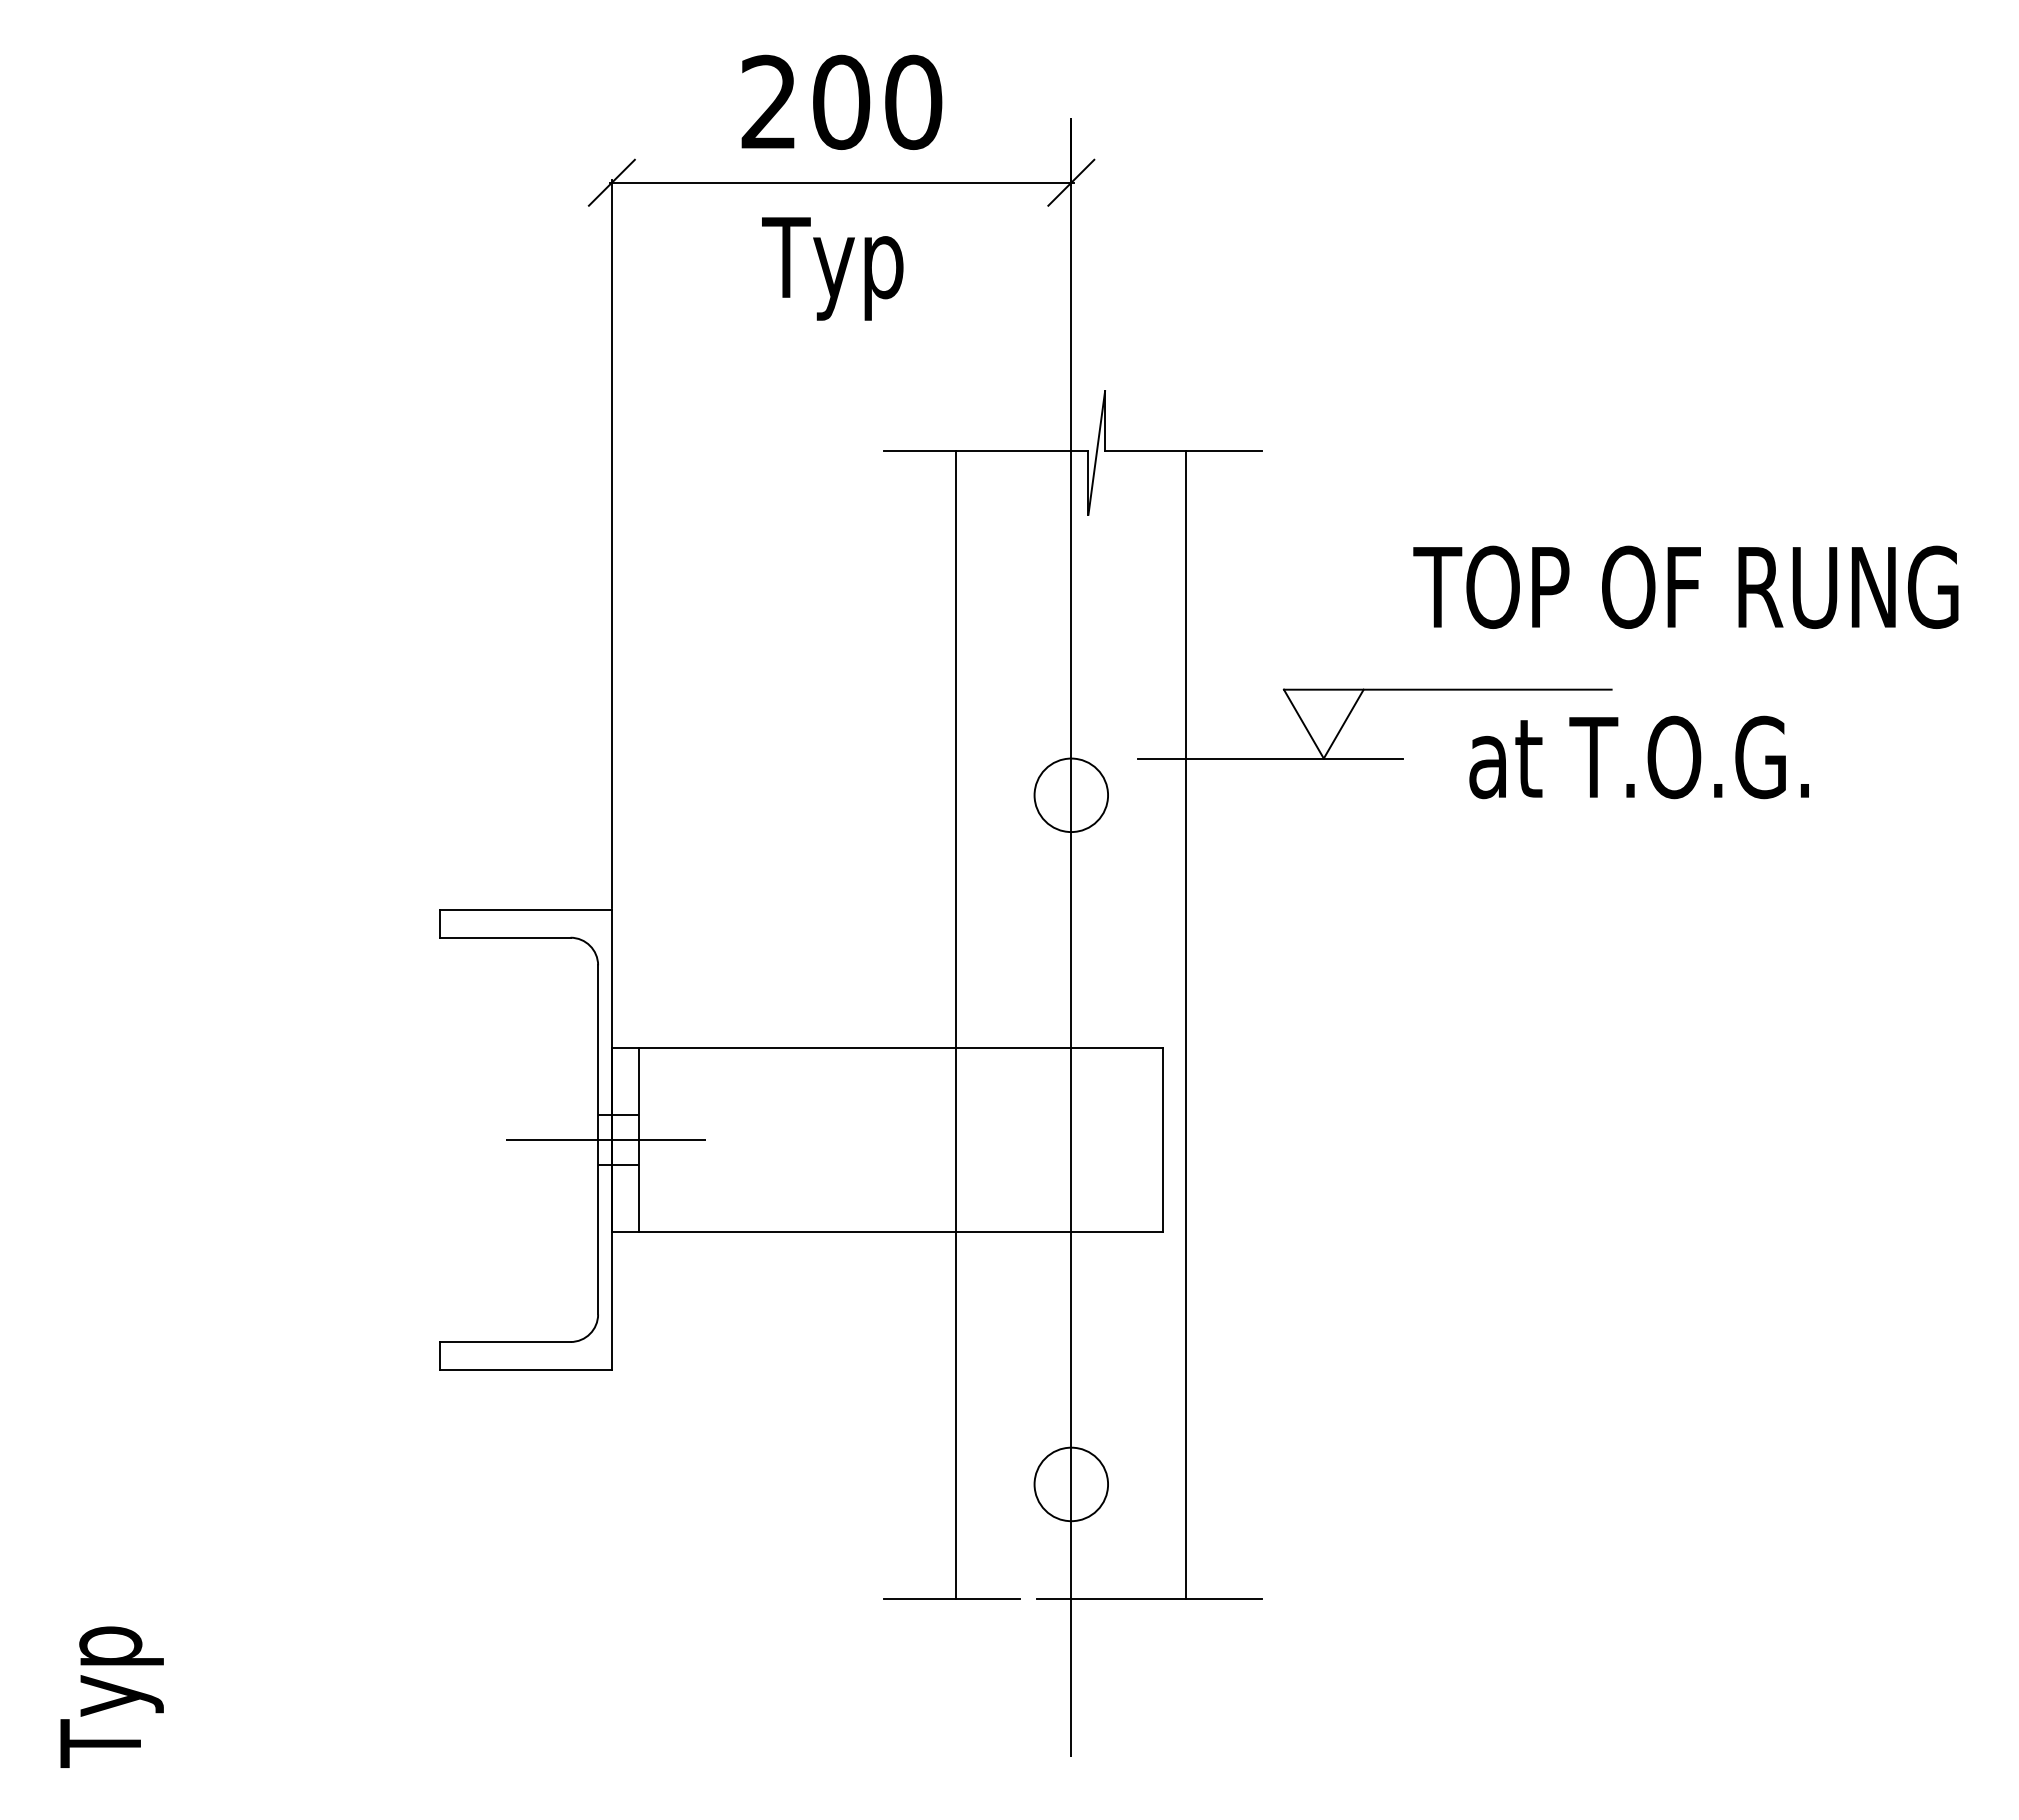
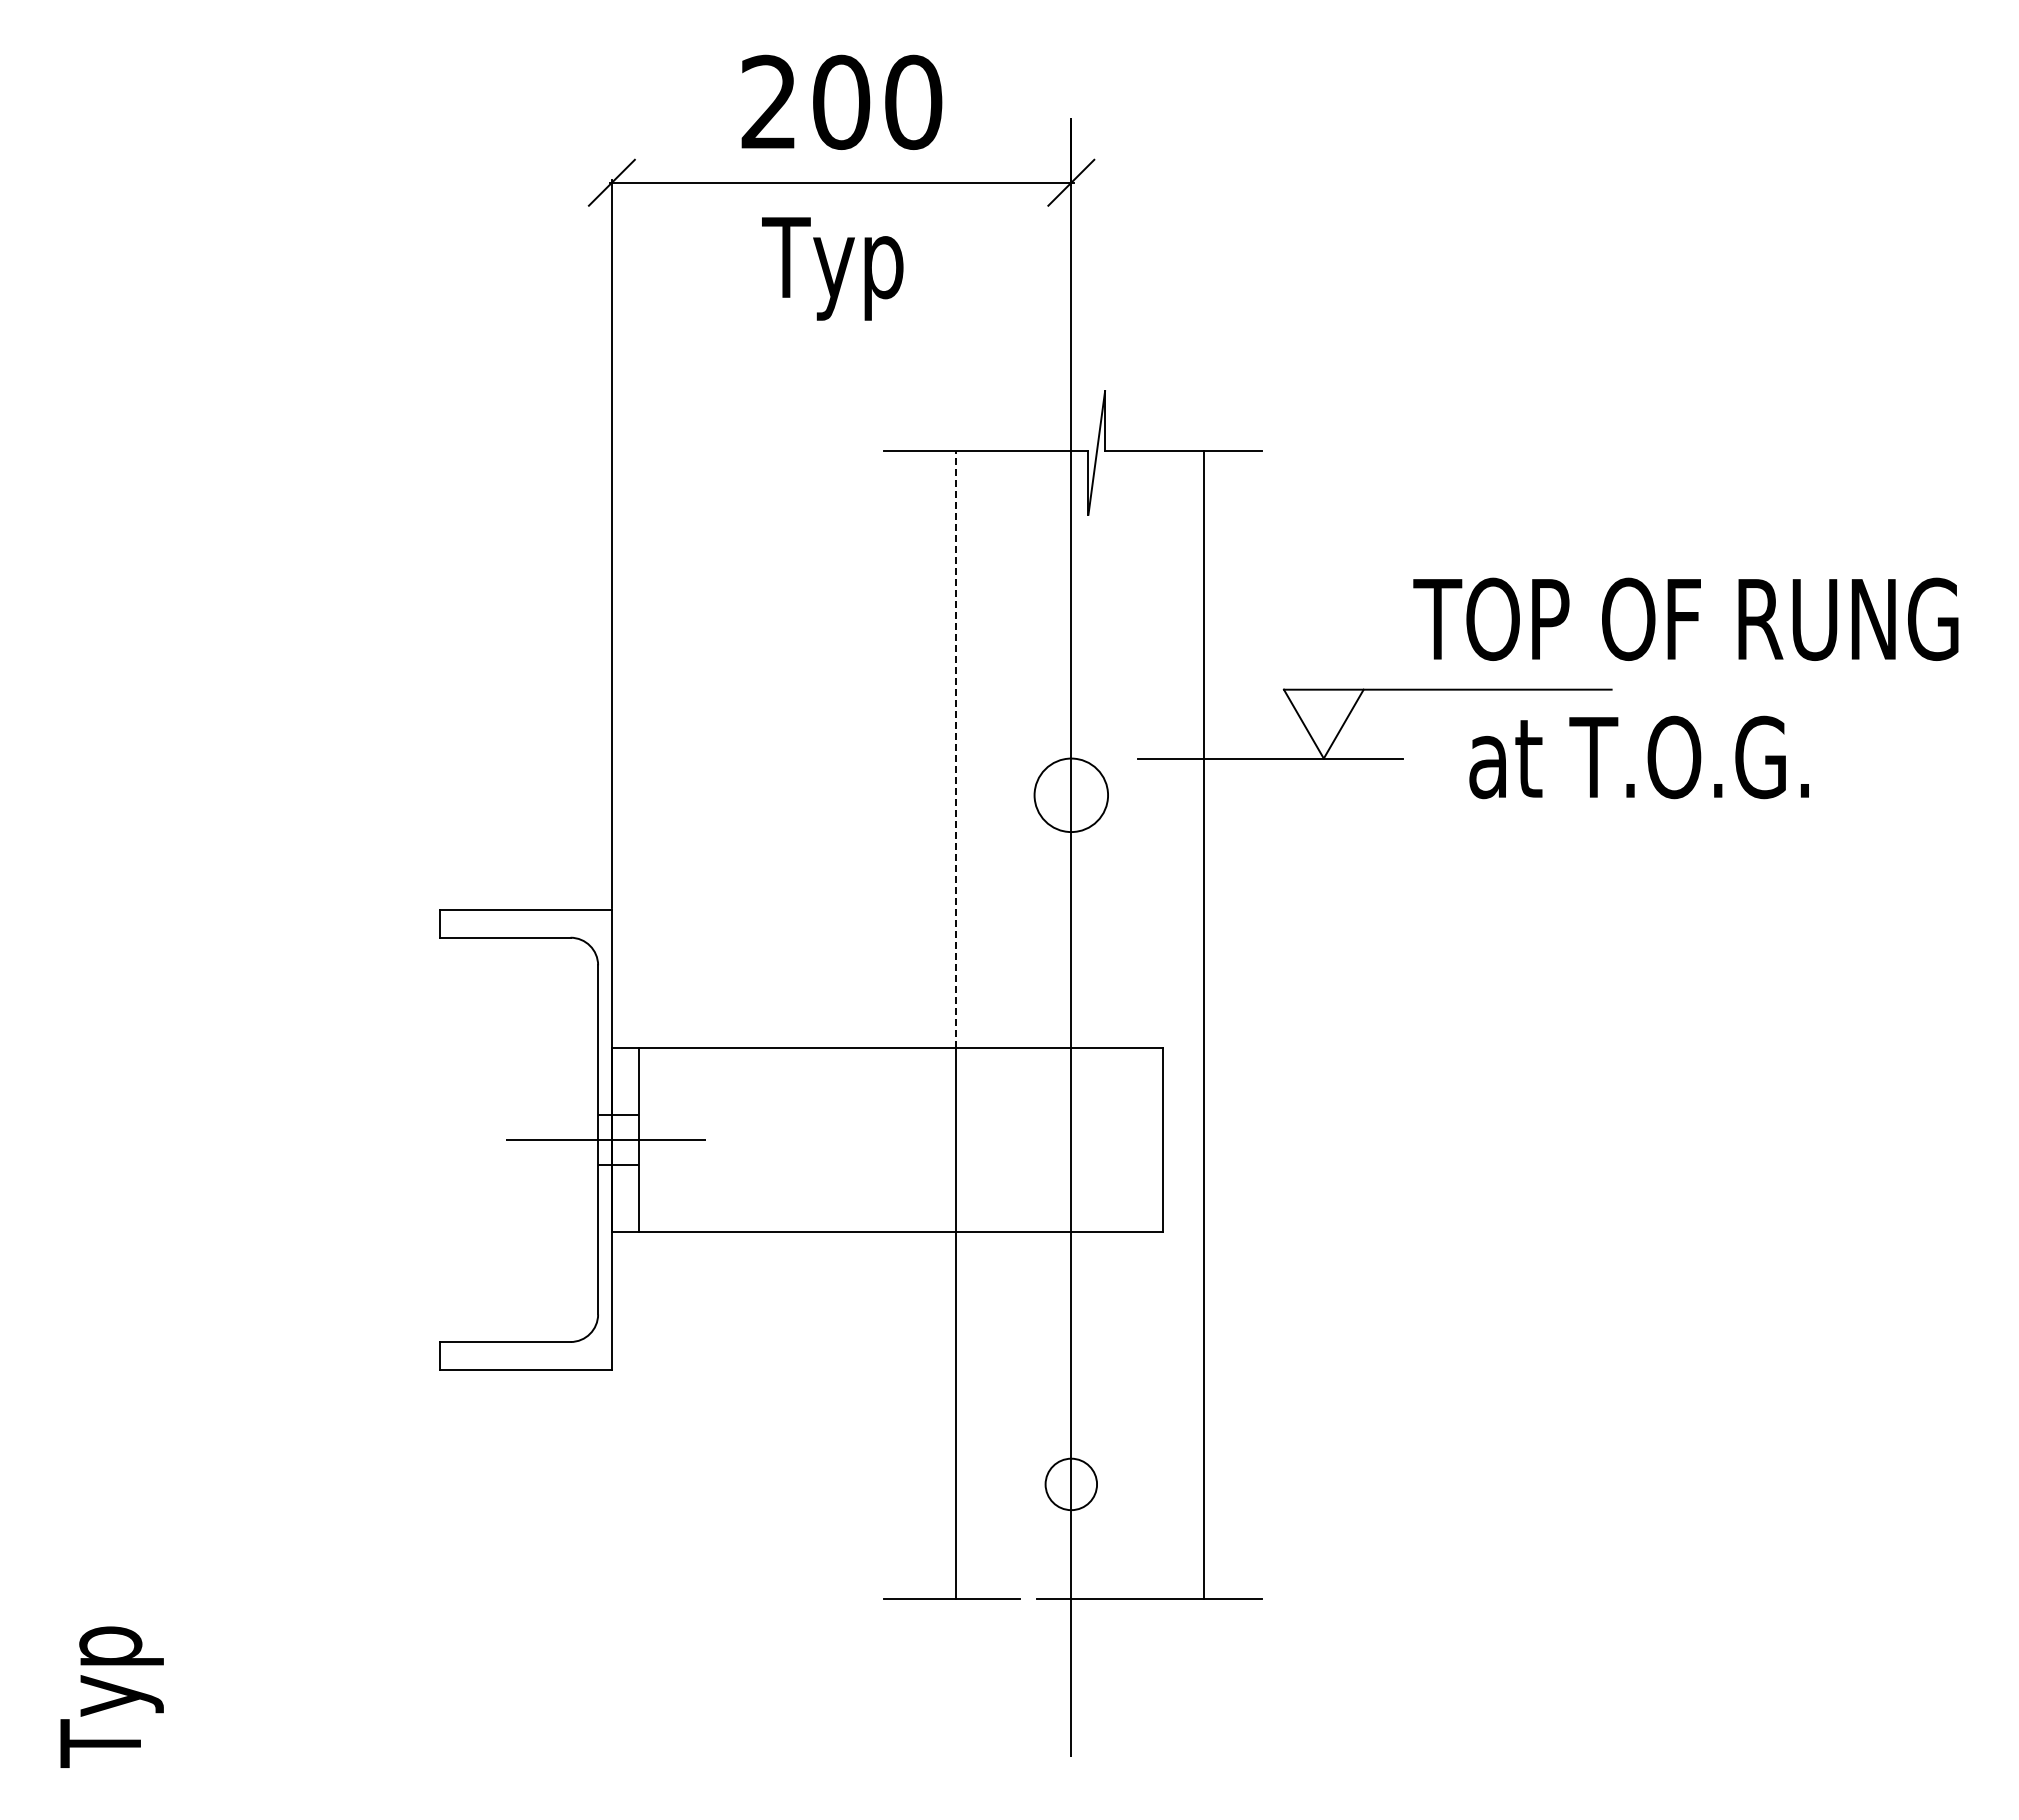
text position: (1685, 586) -> (1685, 618) (1685, 618)
line: solid -> dashed (956, 749)
line position: (1186, 1024) -> (1204, 1024) (1204, 1024)
circle diameter: 74 px -> 51 px (1071, 1484)
